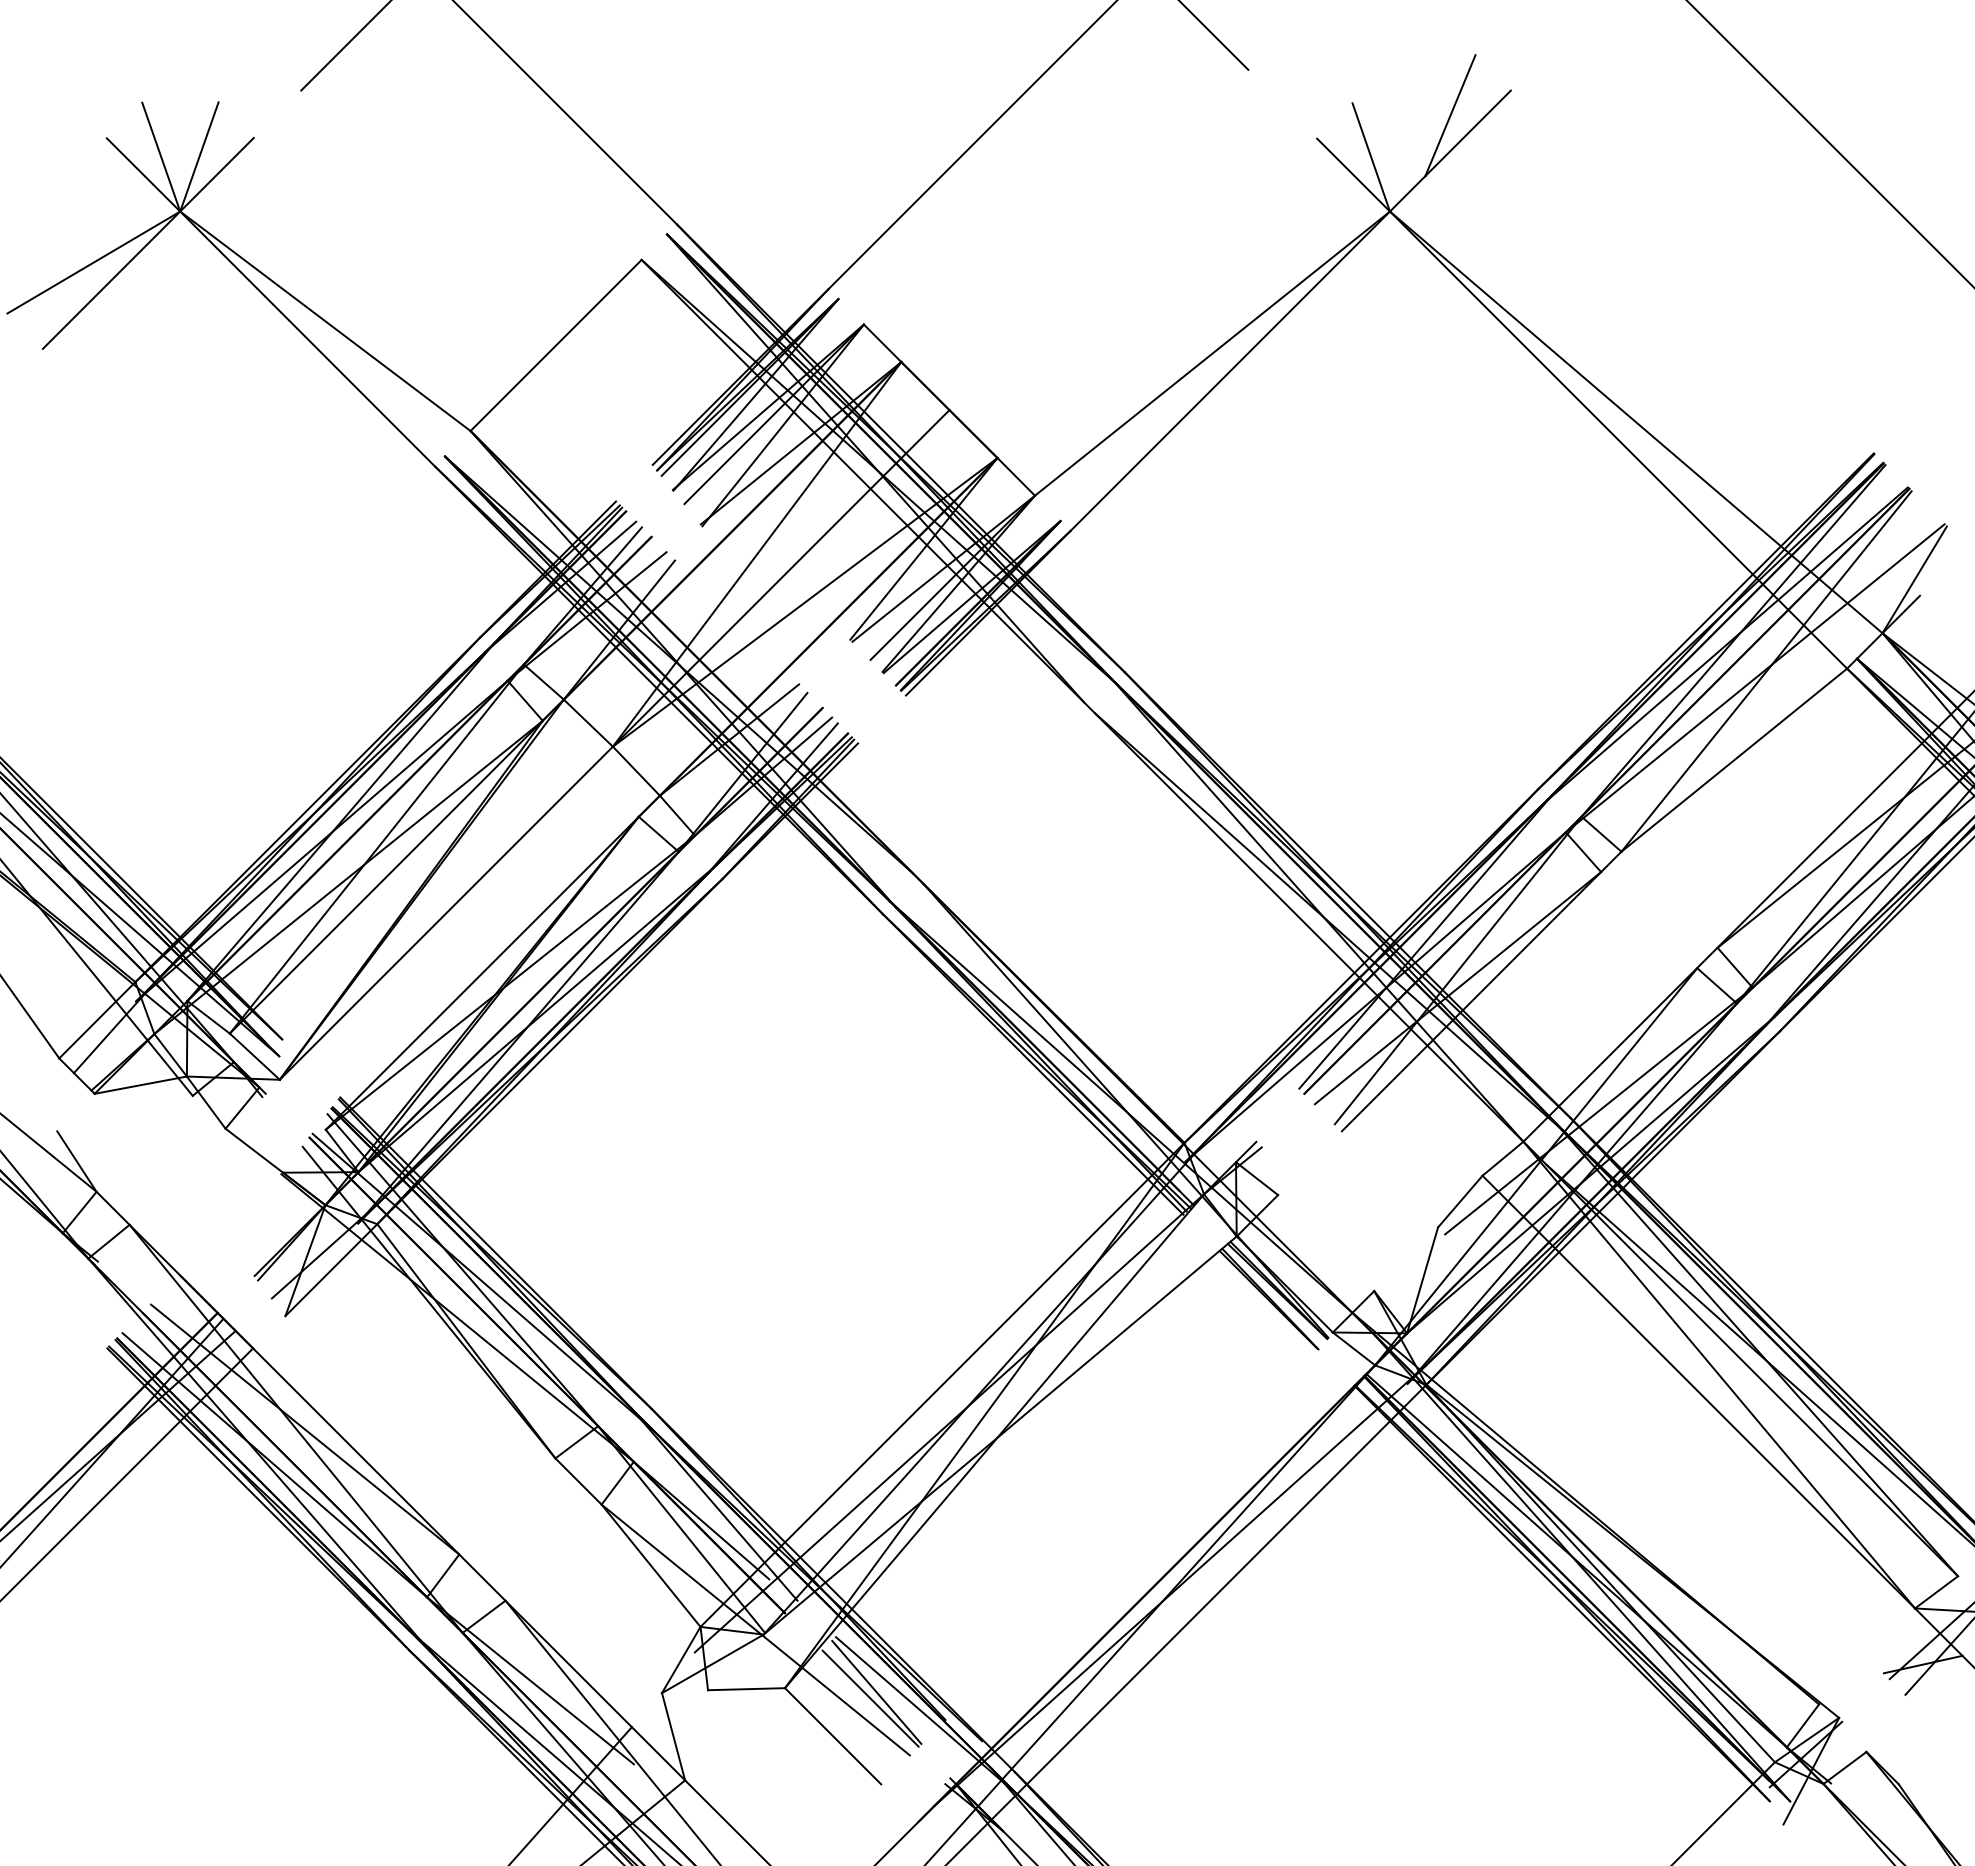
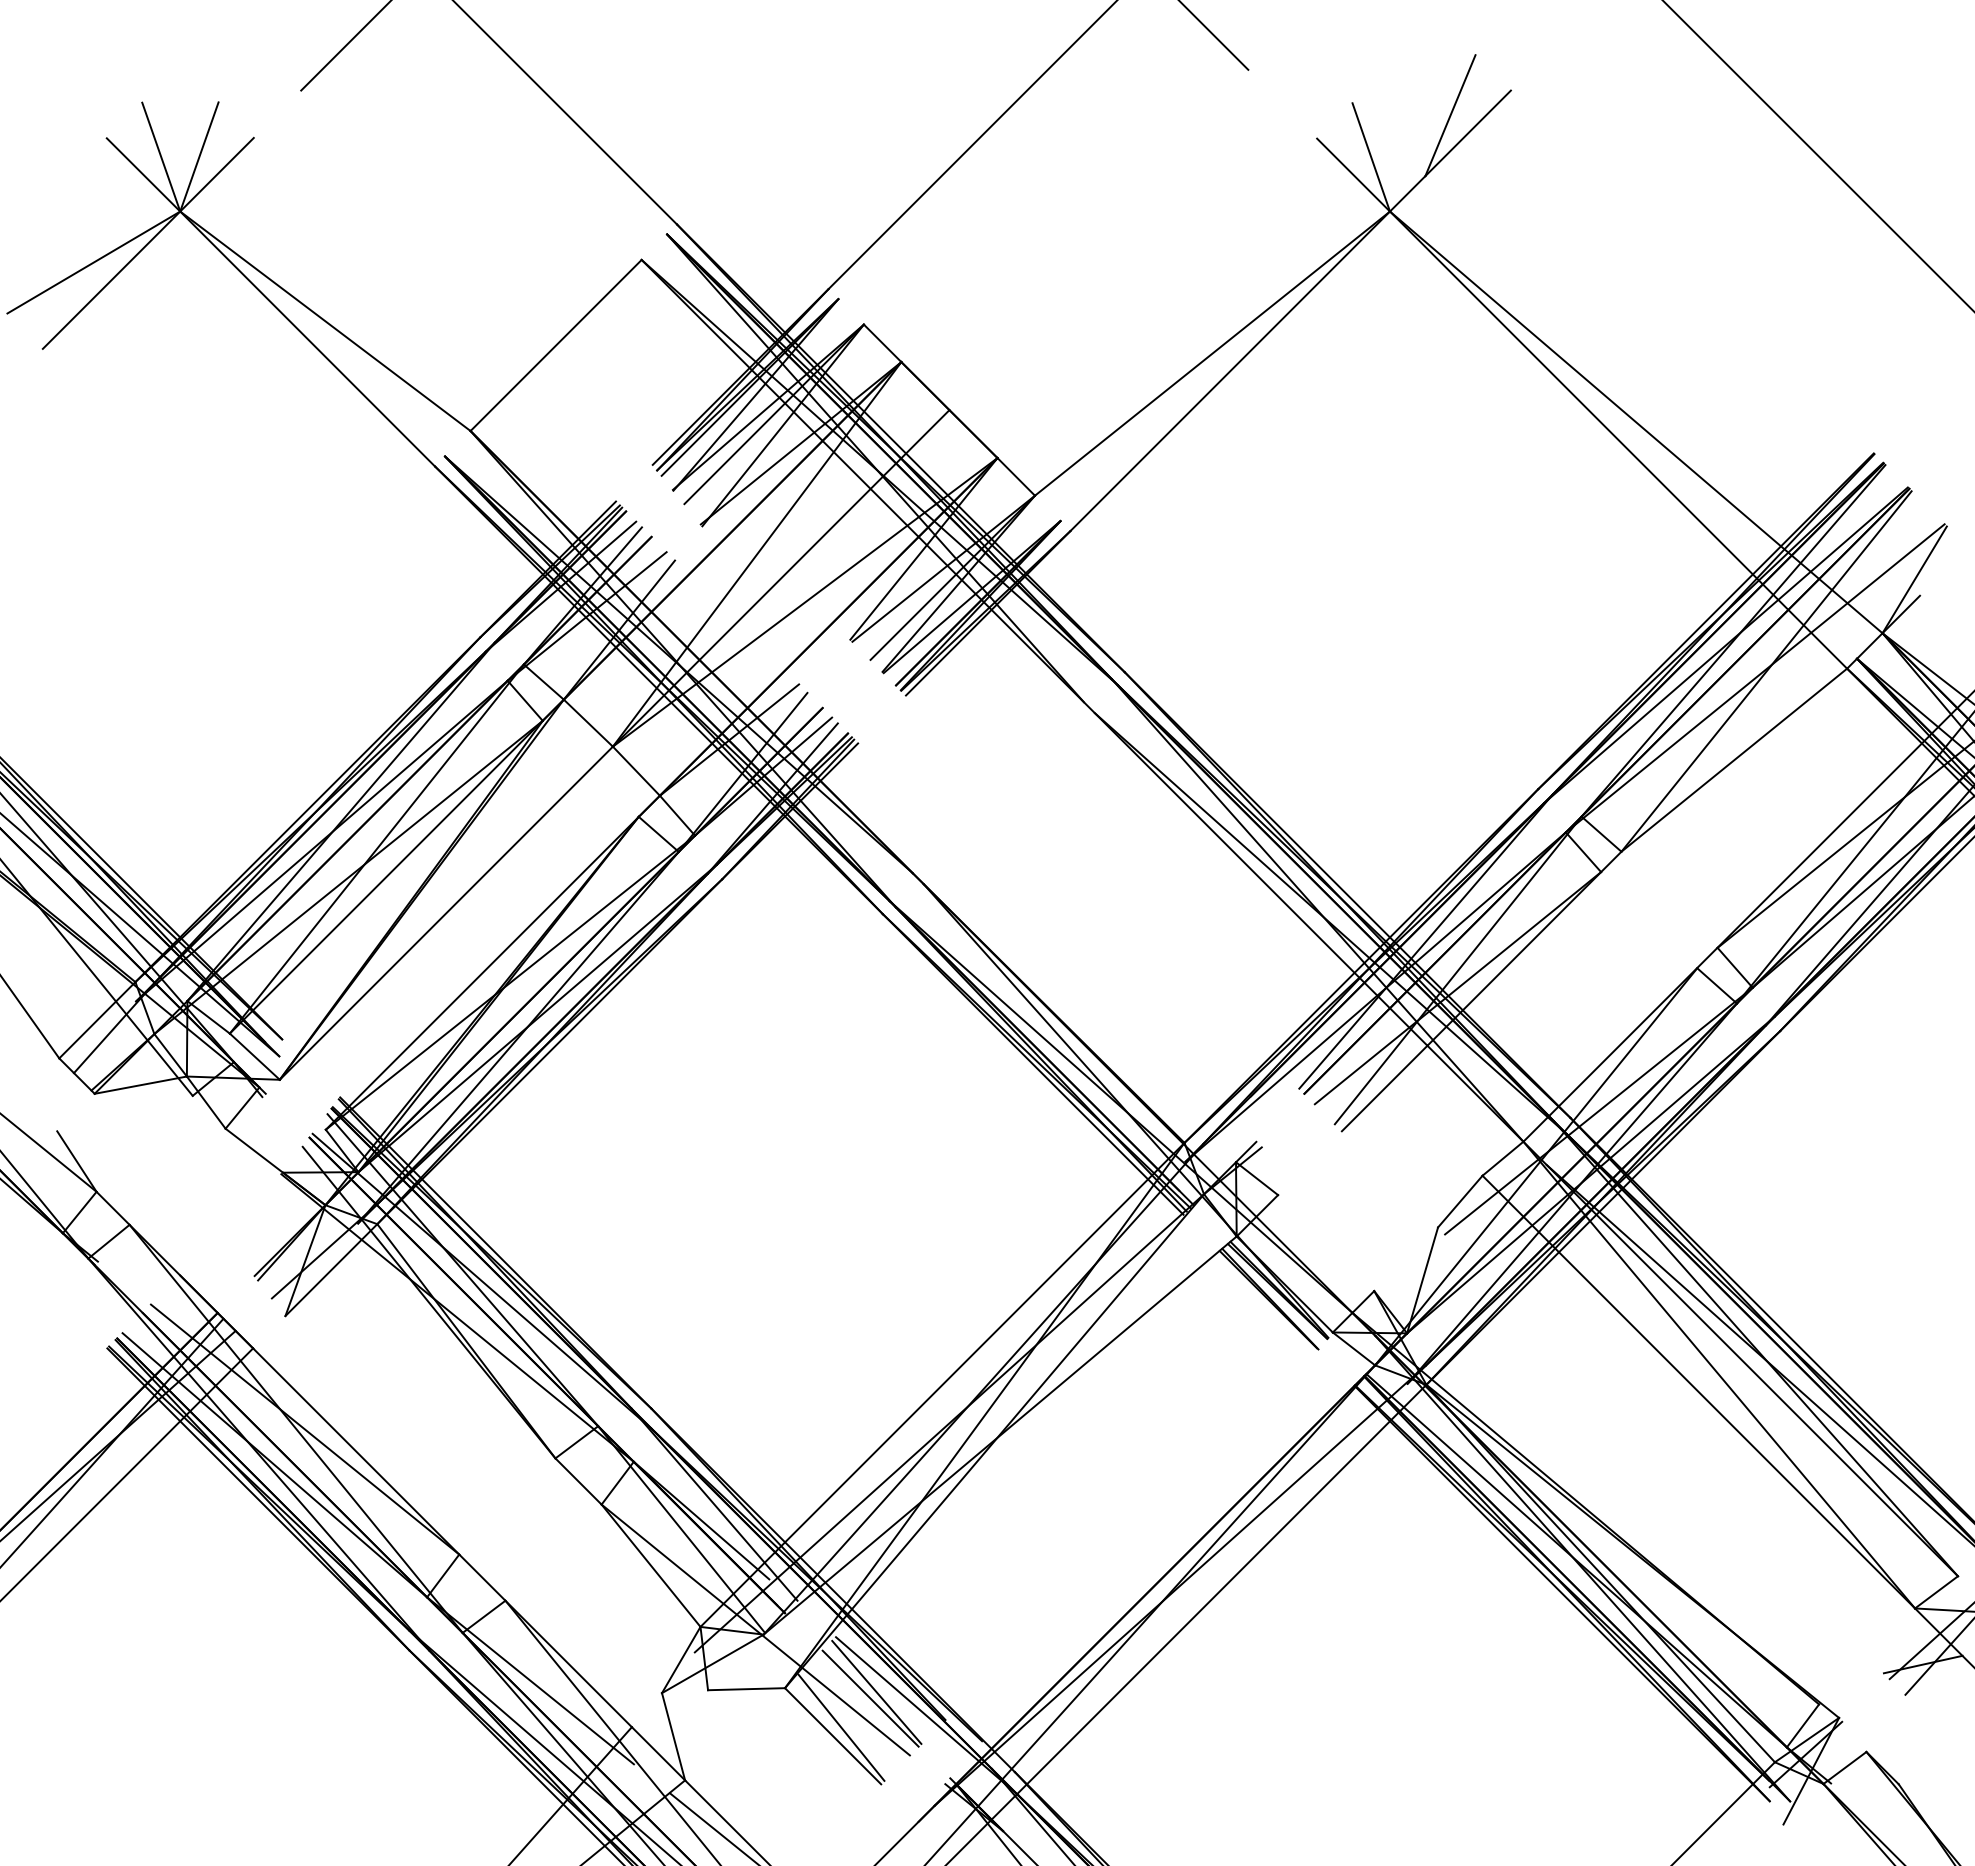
line position: (1829, 143) -> (1817, 155) (1817, 155)
line: none -> present (841, 1727)
line: none -> present (712, 1827)
